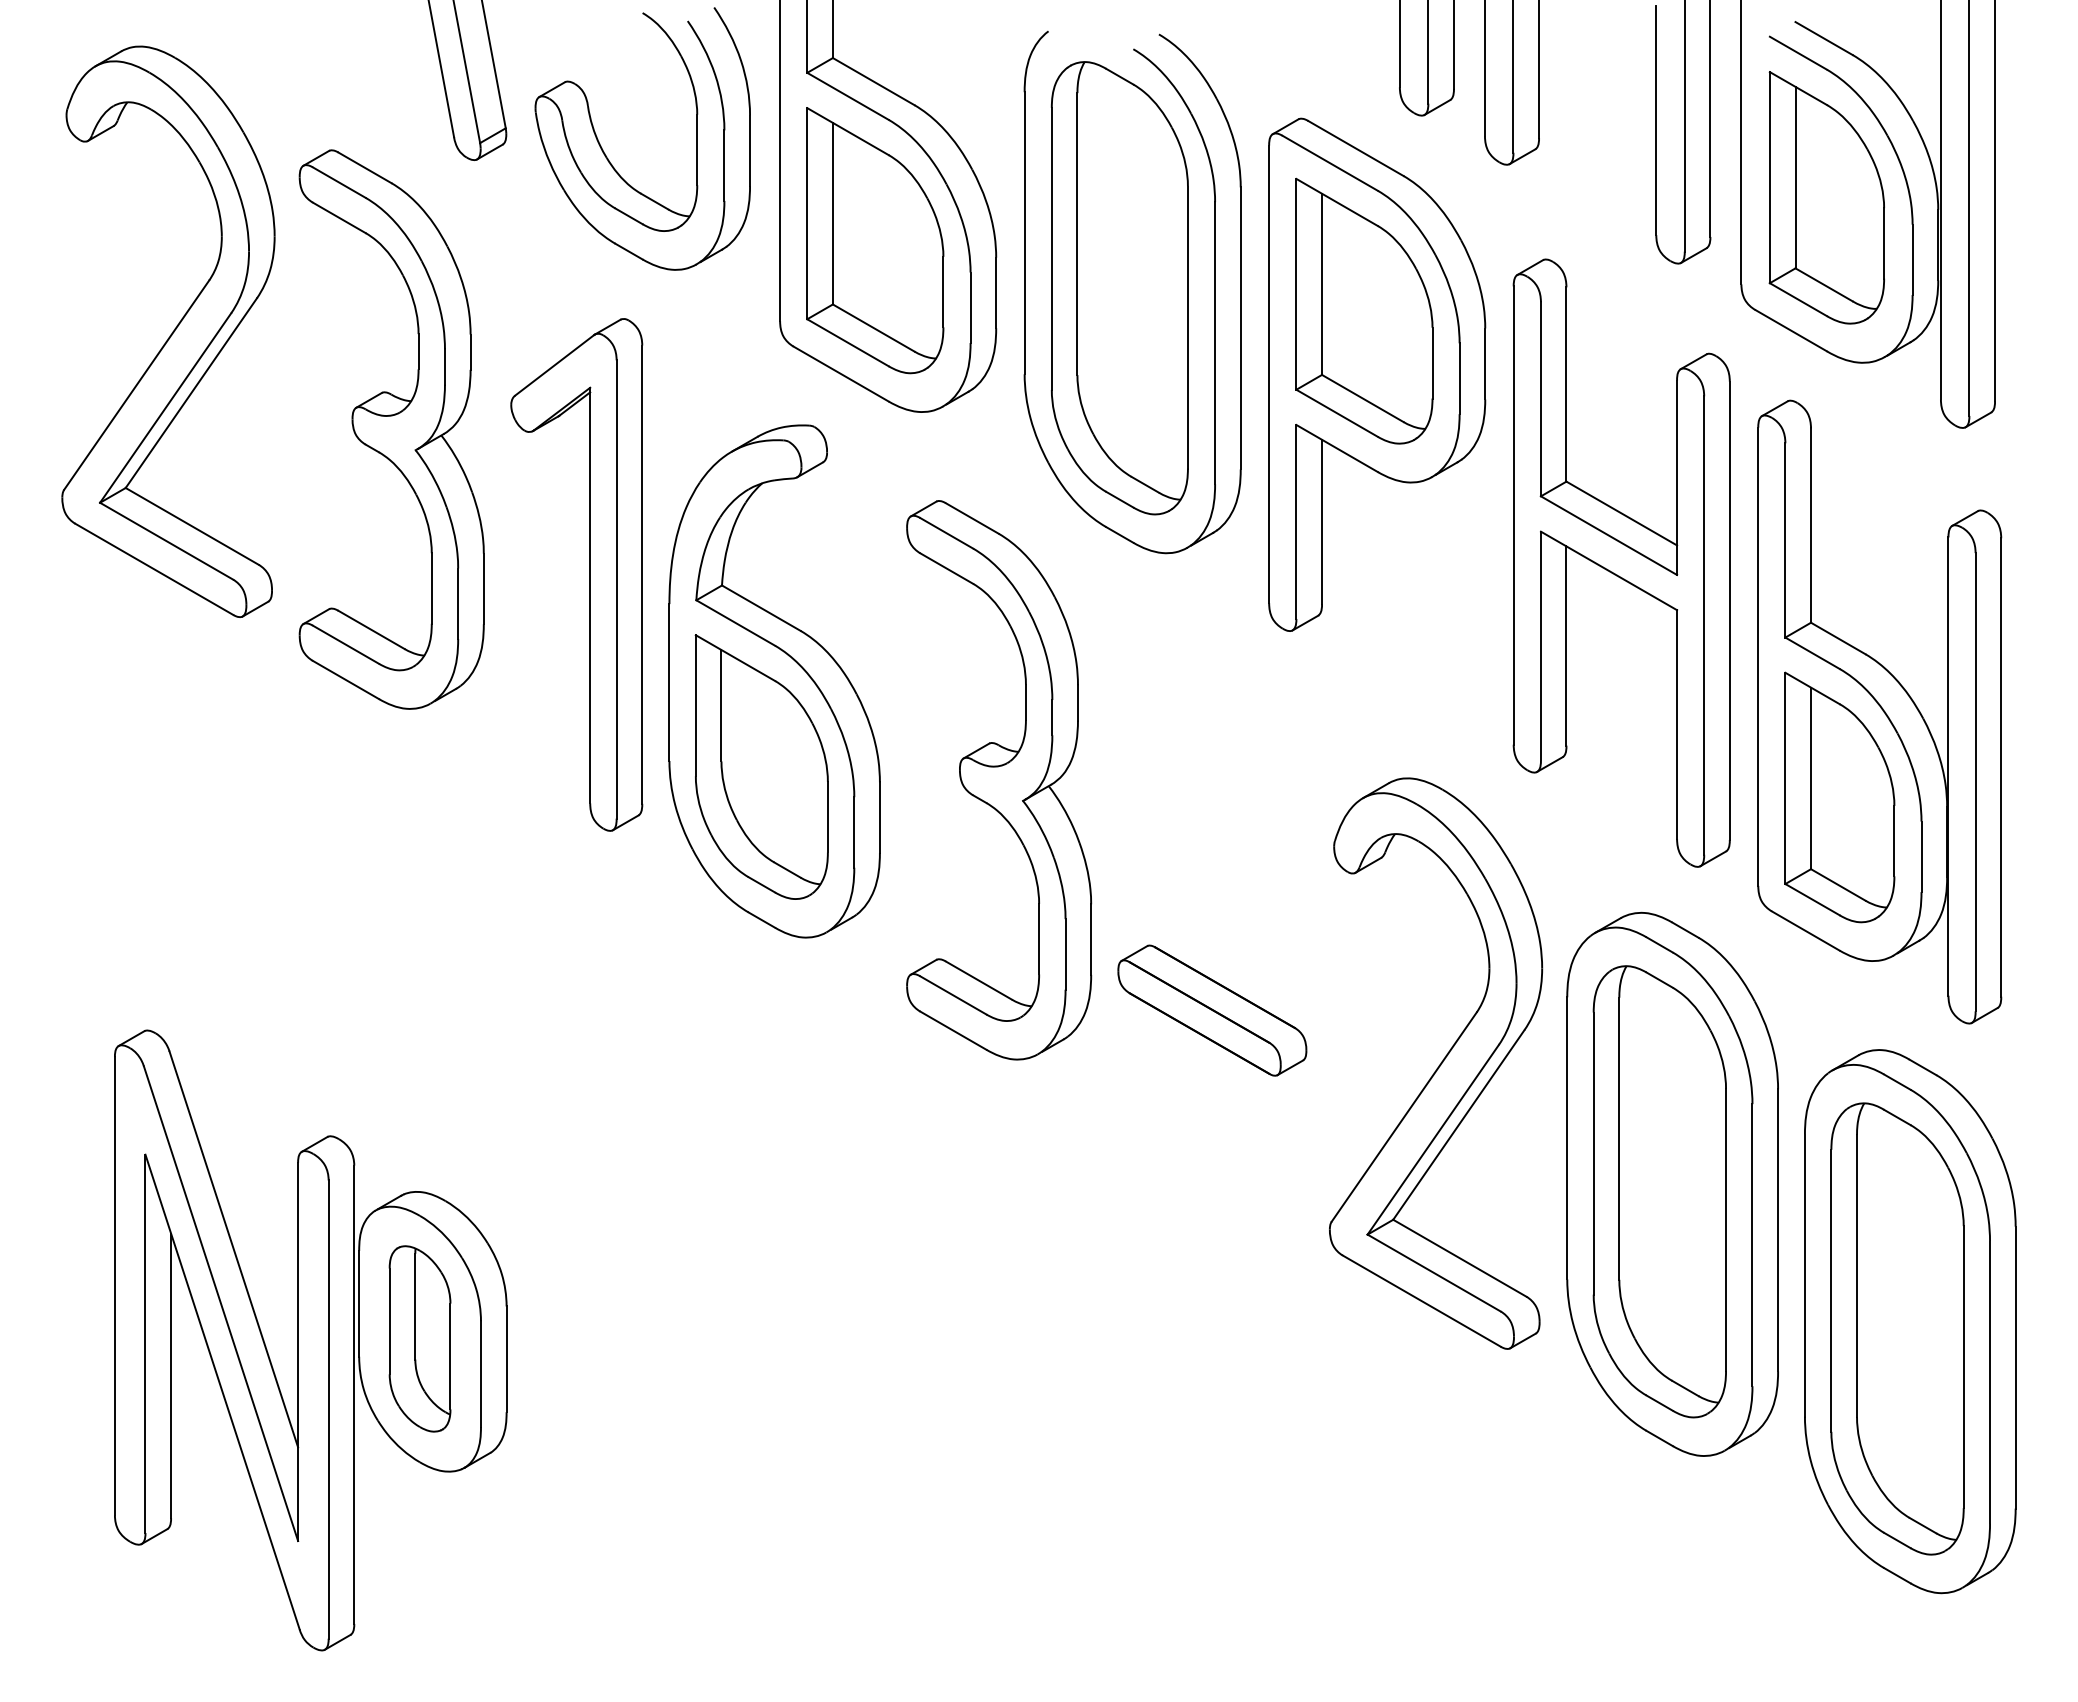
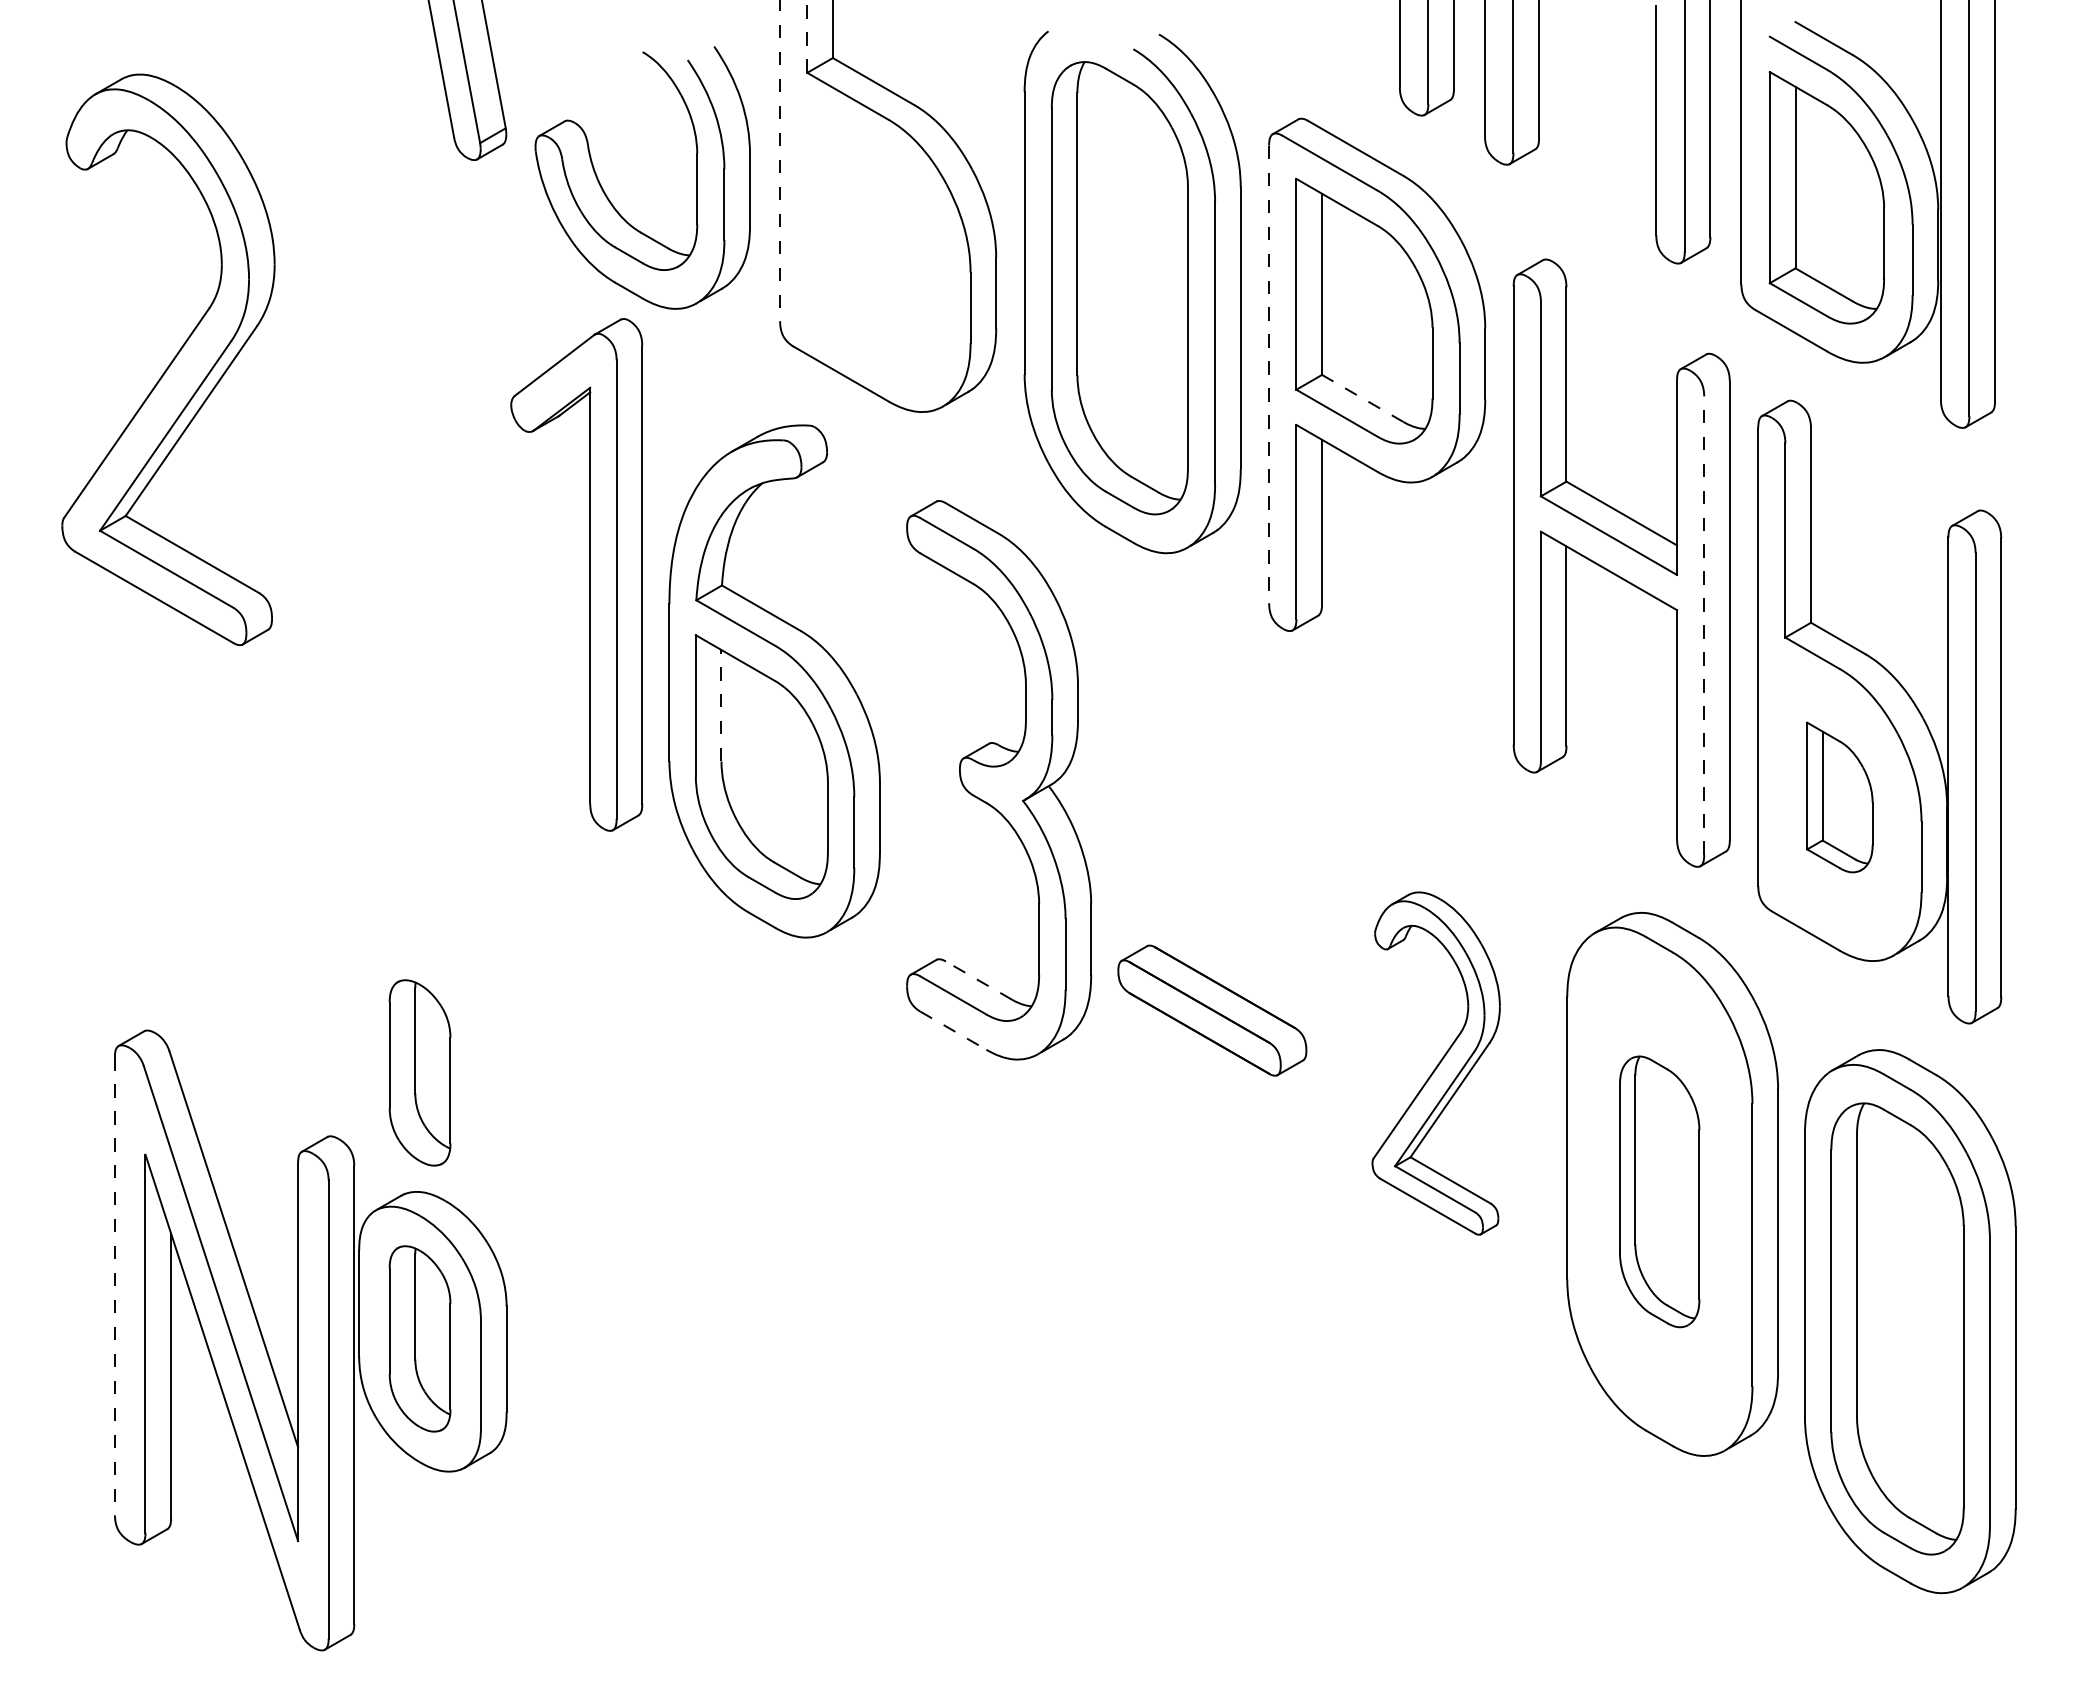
line: solid -> dashed (807, 35)
part position: (610, 161) -> (610, 200) (610, 200)
line: solid -> dashed (780, 161)
part: present -> none (875, 240)
part position: (168, 331) -> (168, 359) (168, 359)
line: solid -> dashed (1269, 374)
line: solid -> dashed (1362, 398)
part: present -> none (391, 429)
line: solid -> dashed (1704, 625)
line: solid -> dashed (721, 705)
part size: 112x253 px -> 68x153 px (1839, 797)
line: solid -> dashed (978, 980)
line: solid -> dashed (953, 1030)
part size: 215x573 px -> 130x345 px (1435, 1063)
part: none -> present (419, 1072)
part size: 135x454 px -> 82x274 px (1659, 1191)
line: solid -> dashed (114, 1286)
